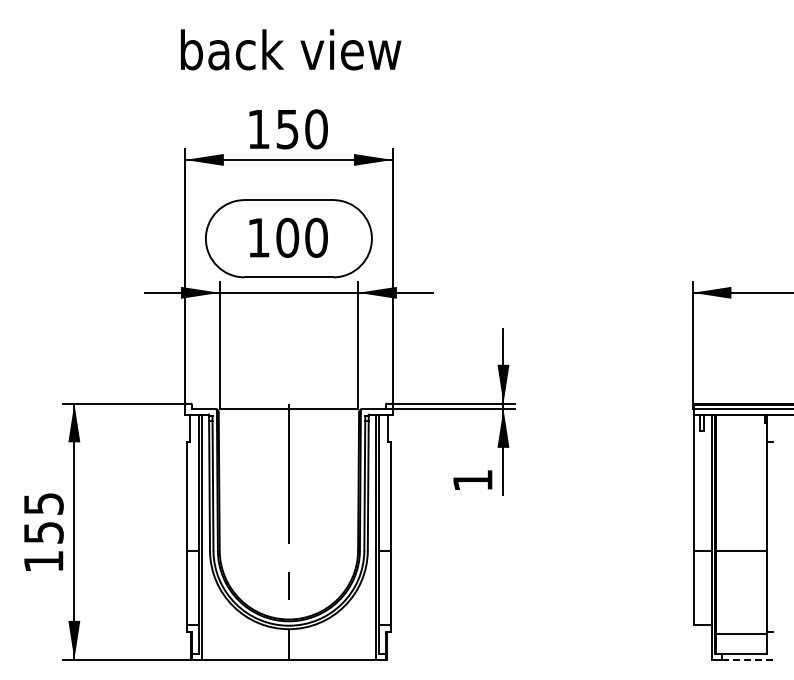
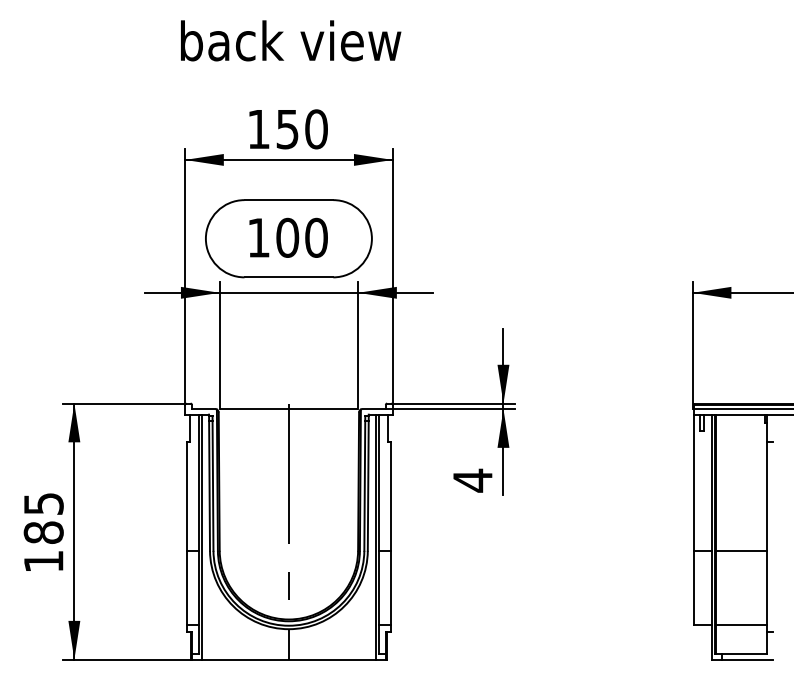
text position: (291, 49) -> (291, 40) (291, 40)
text: 1 -> 4 (472, 480)
text: 155 -> 185 (43, 532)
line position: (741, 634) -> (741, 625) (741, 625)
line: dashed -> solid (748, 659)
